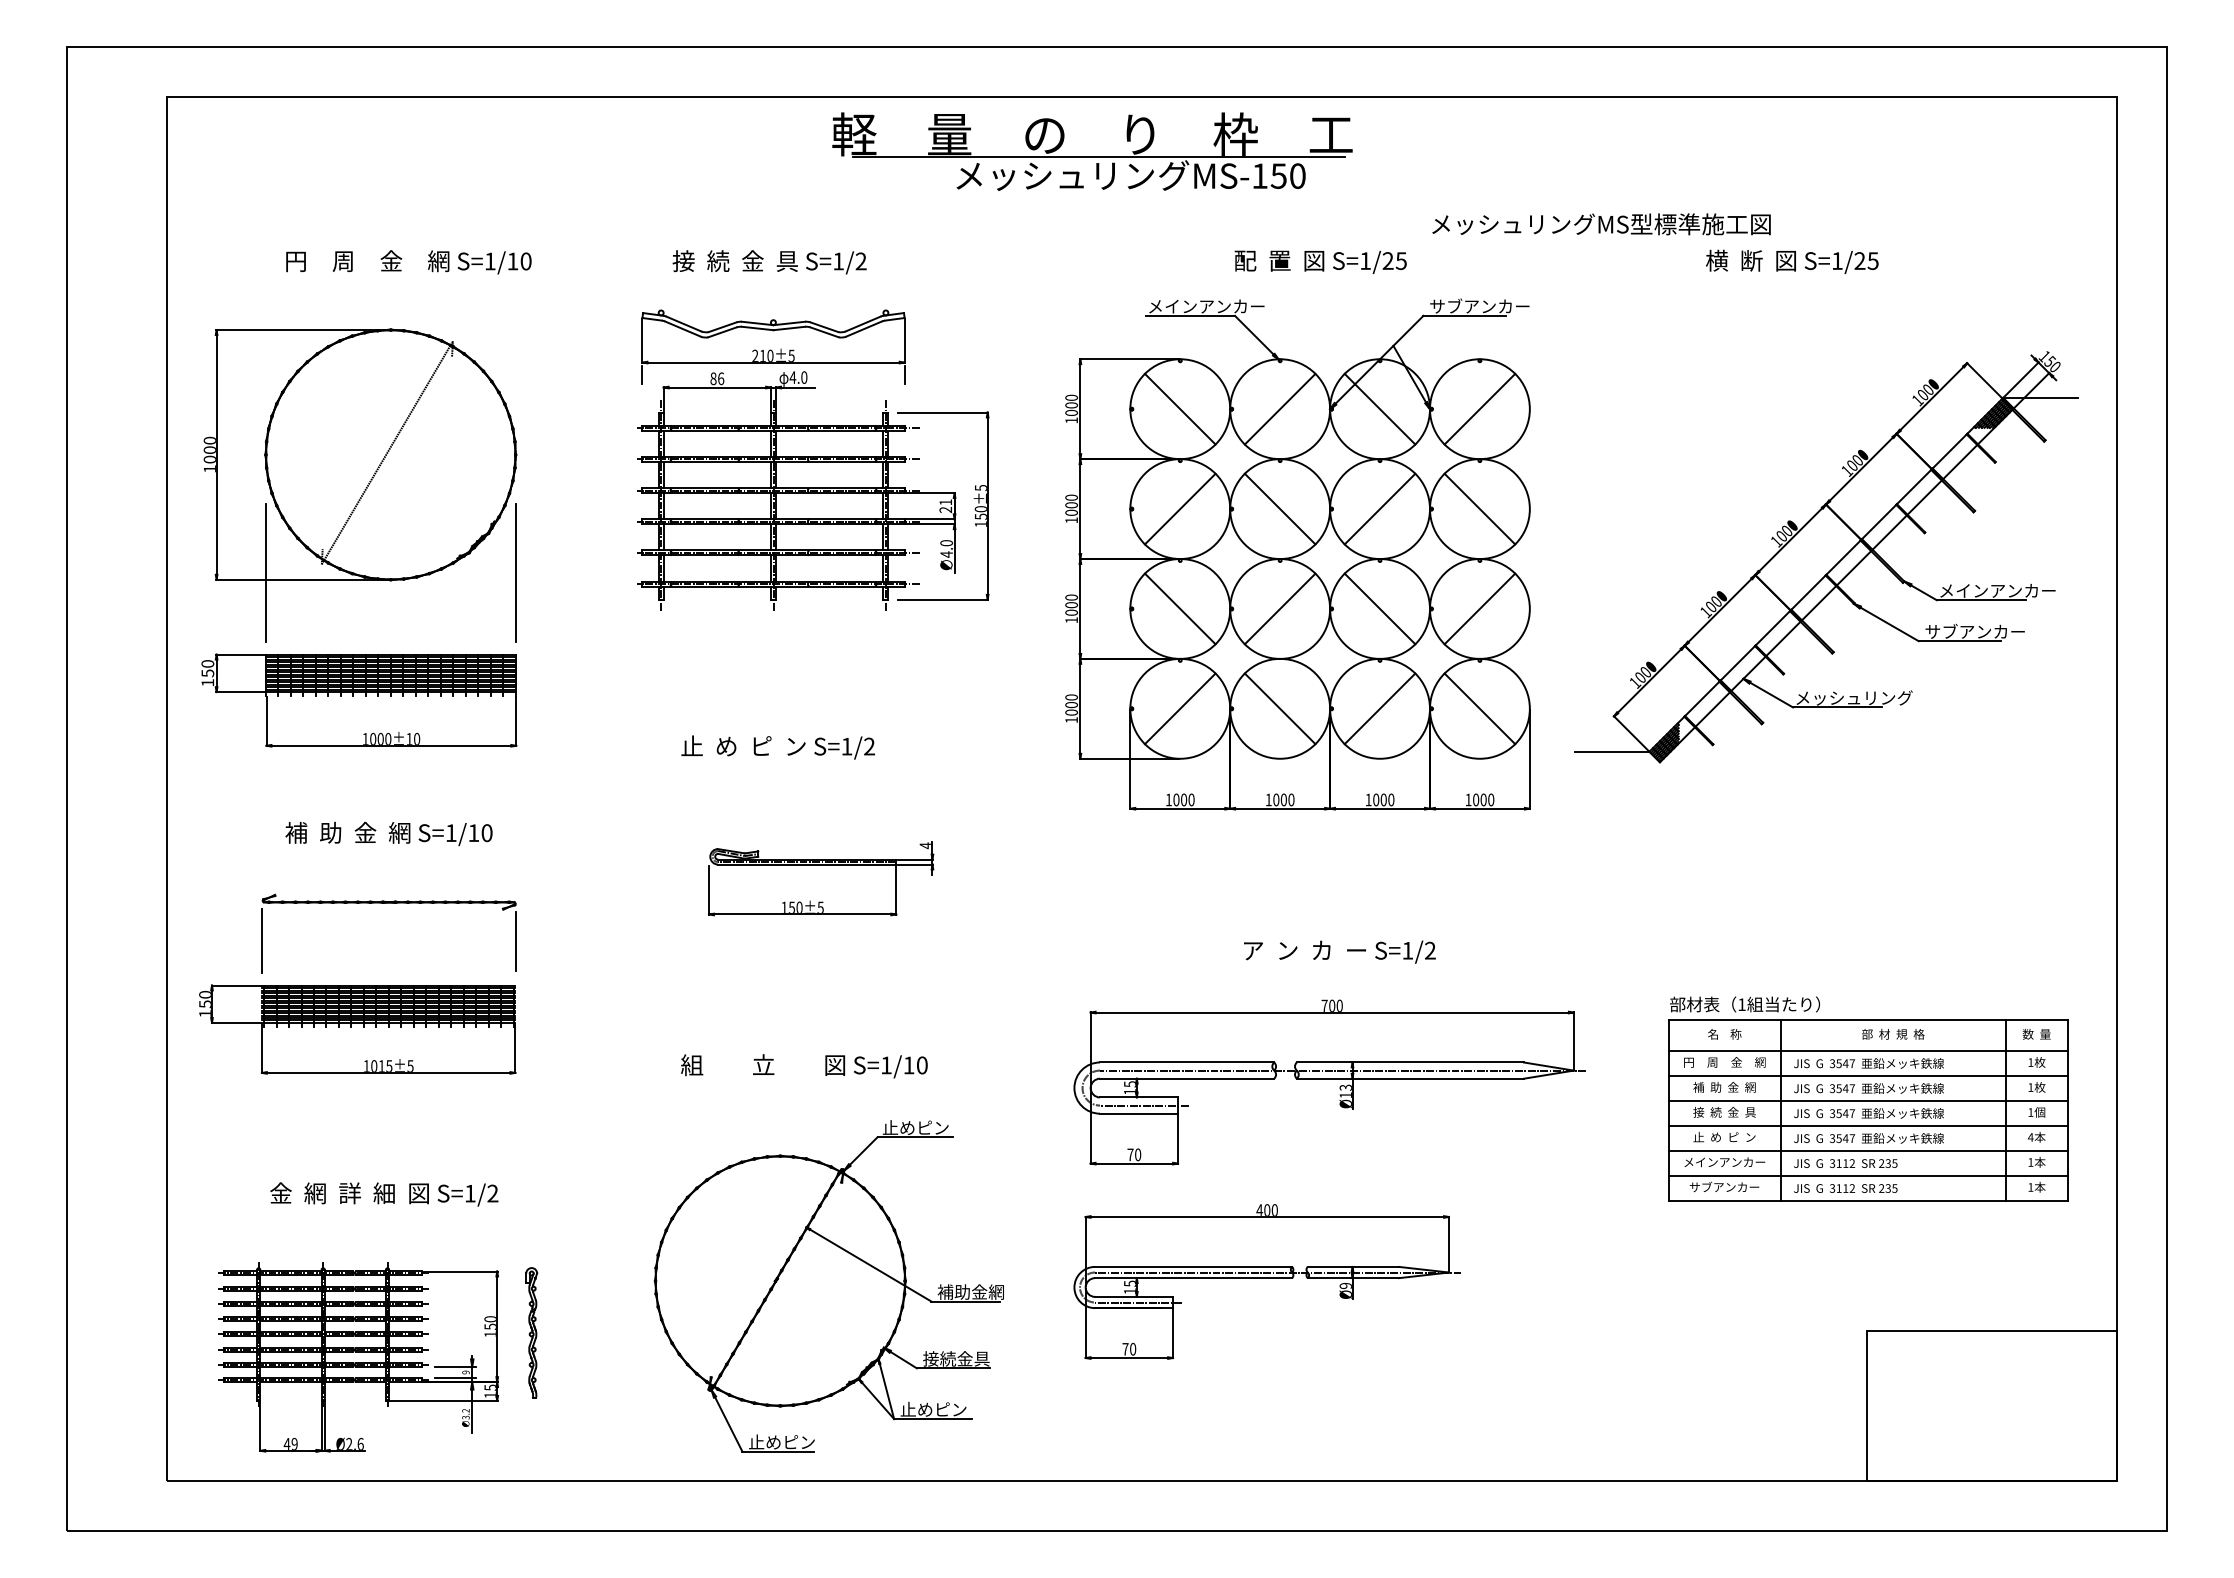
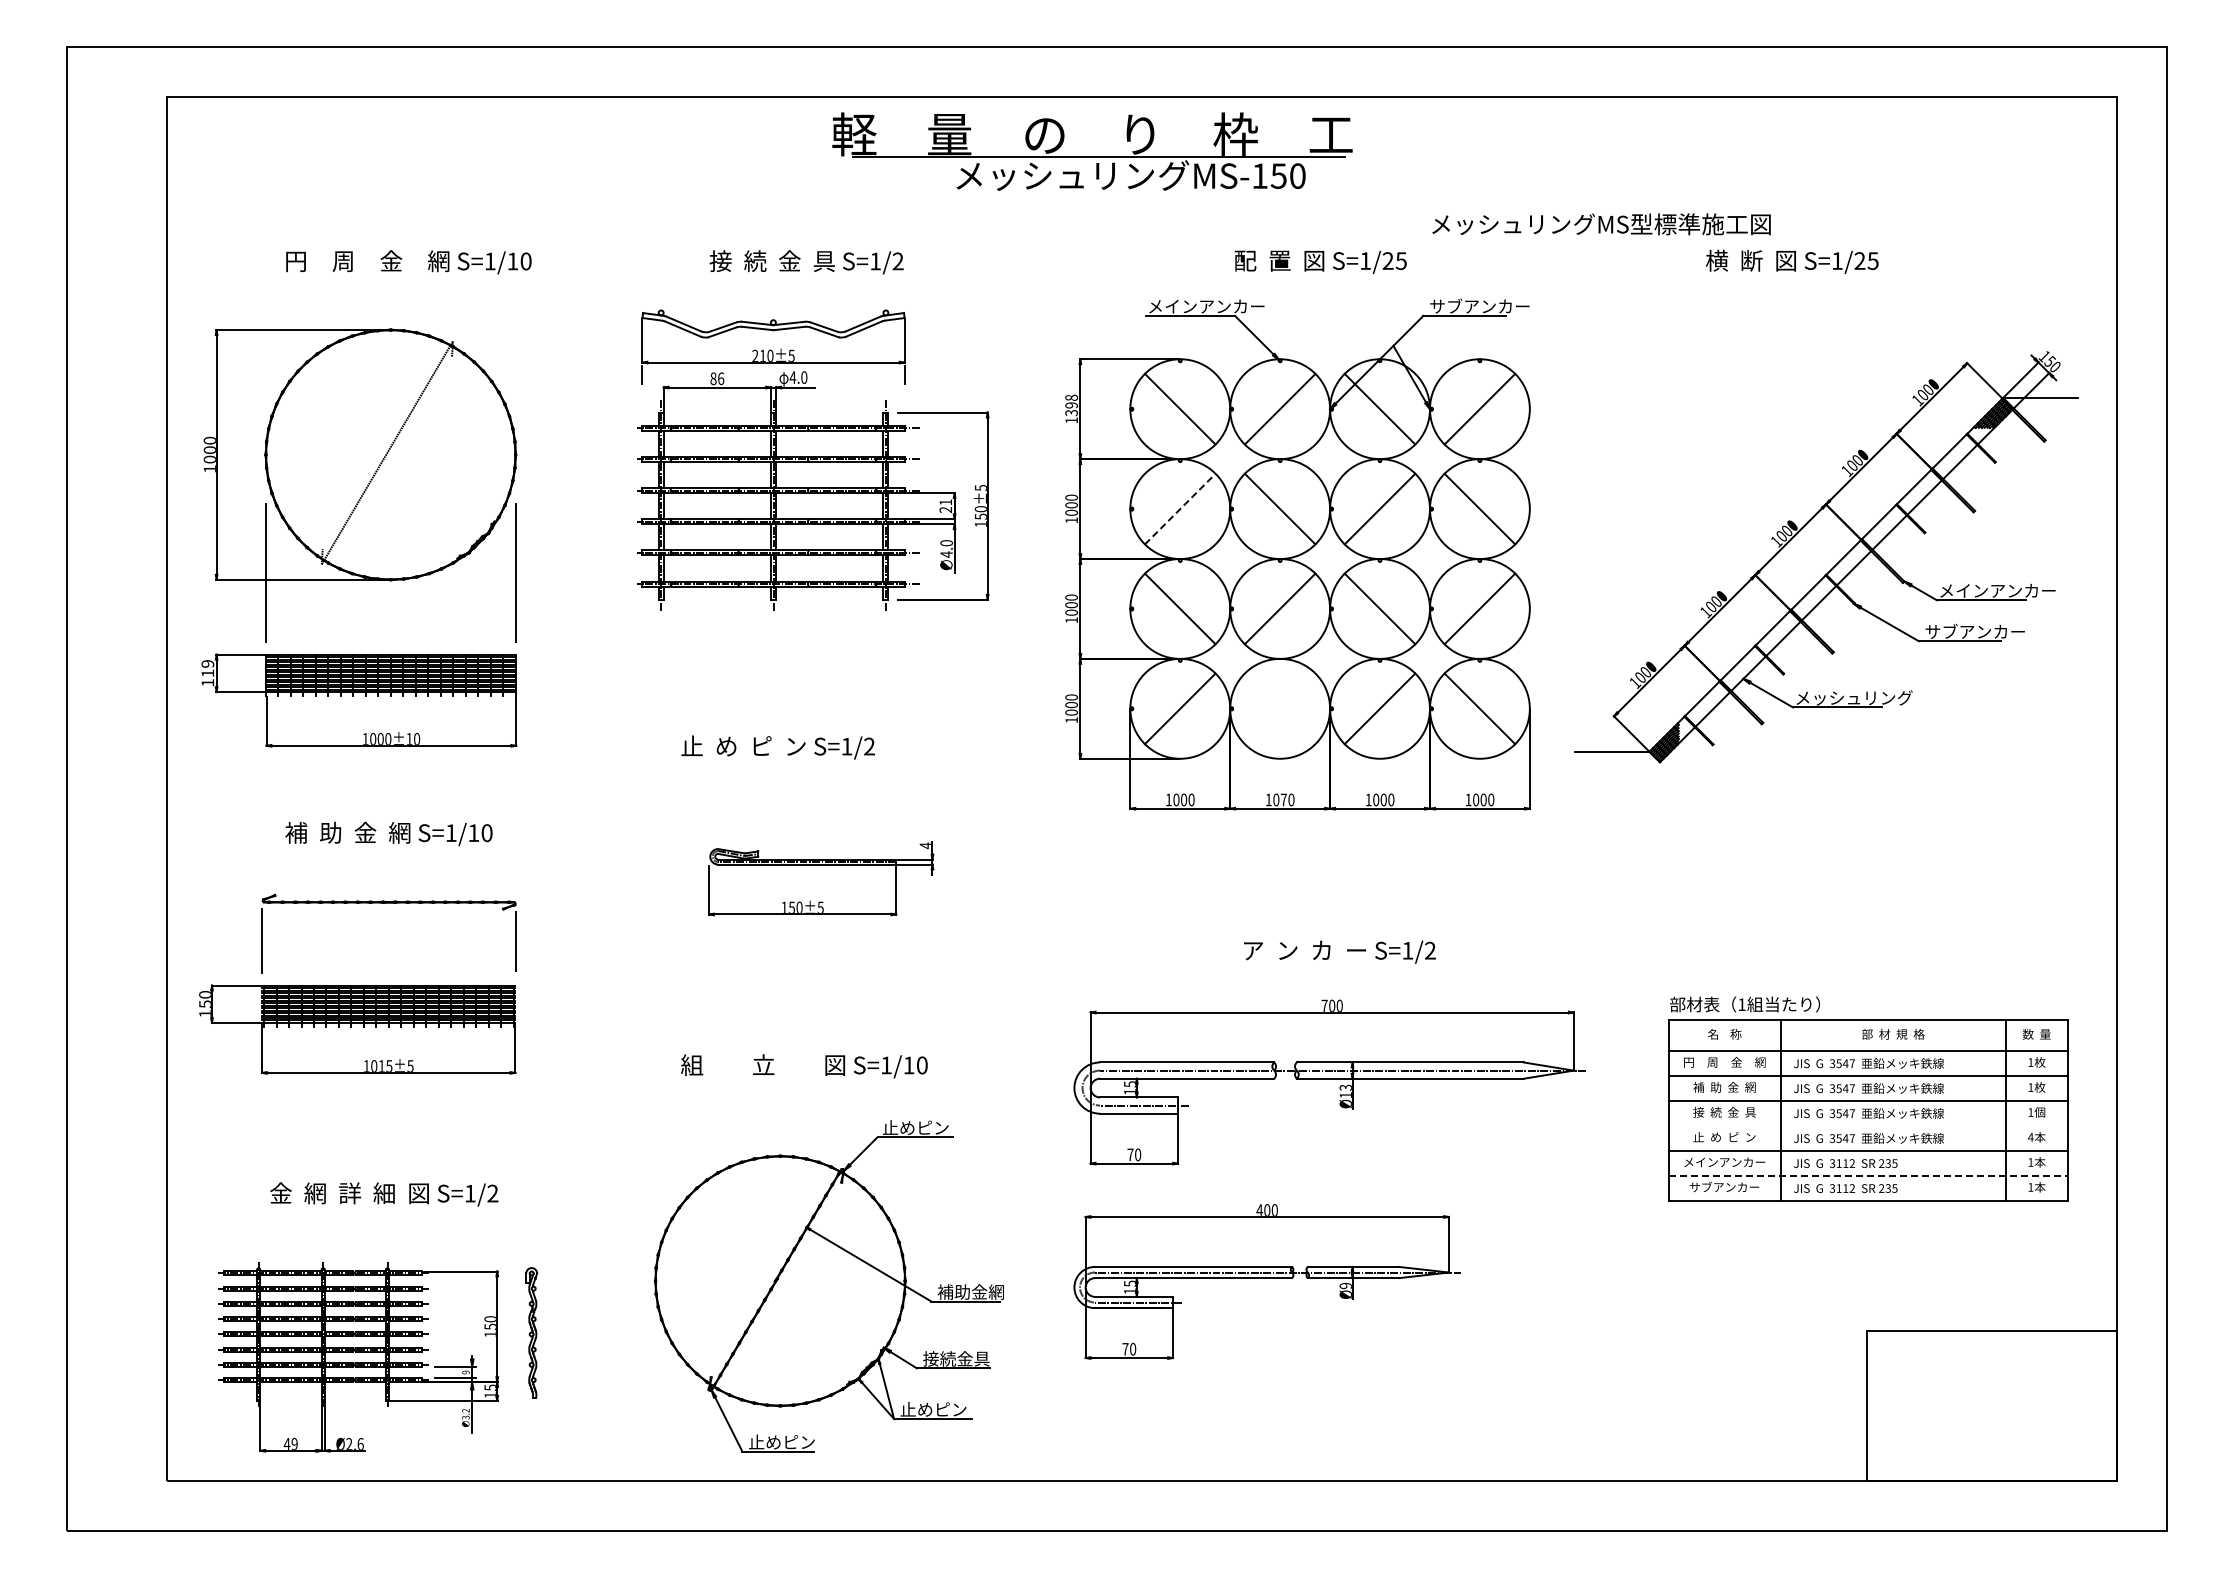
text position: (769, 262) -> (806, 262) (806, 262)
text: 1000 -> 1398 (1071, 405)
line: solid -> dashed (1180, 509)
text: 150 -> 119 (207, 668)
line: present -> none (1279, 708)
text: 1000 -> 1070 (1283, 799)
line: present -> none (1868, 1126)
line: solid -> dashed (1868, 1176)
